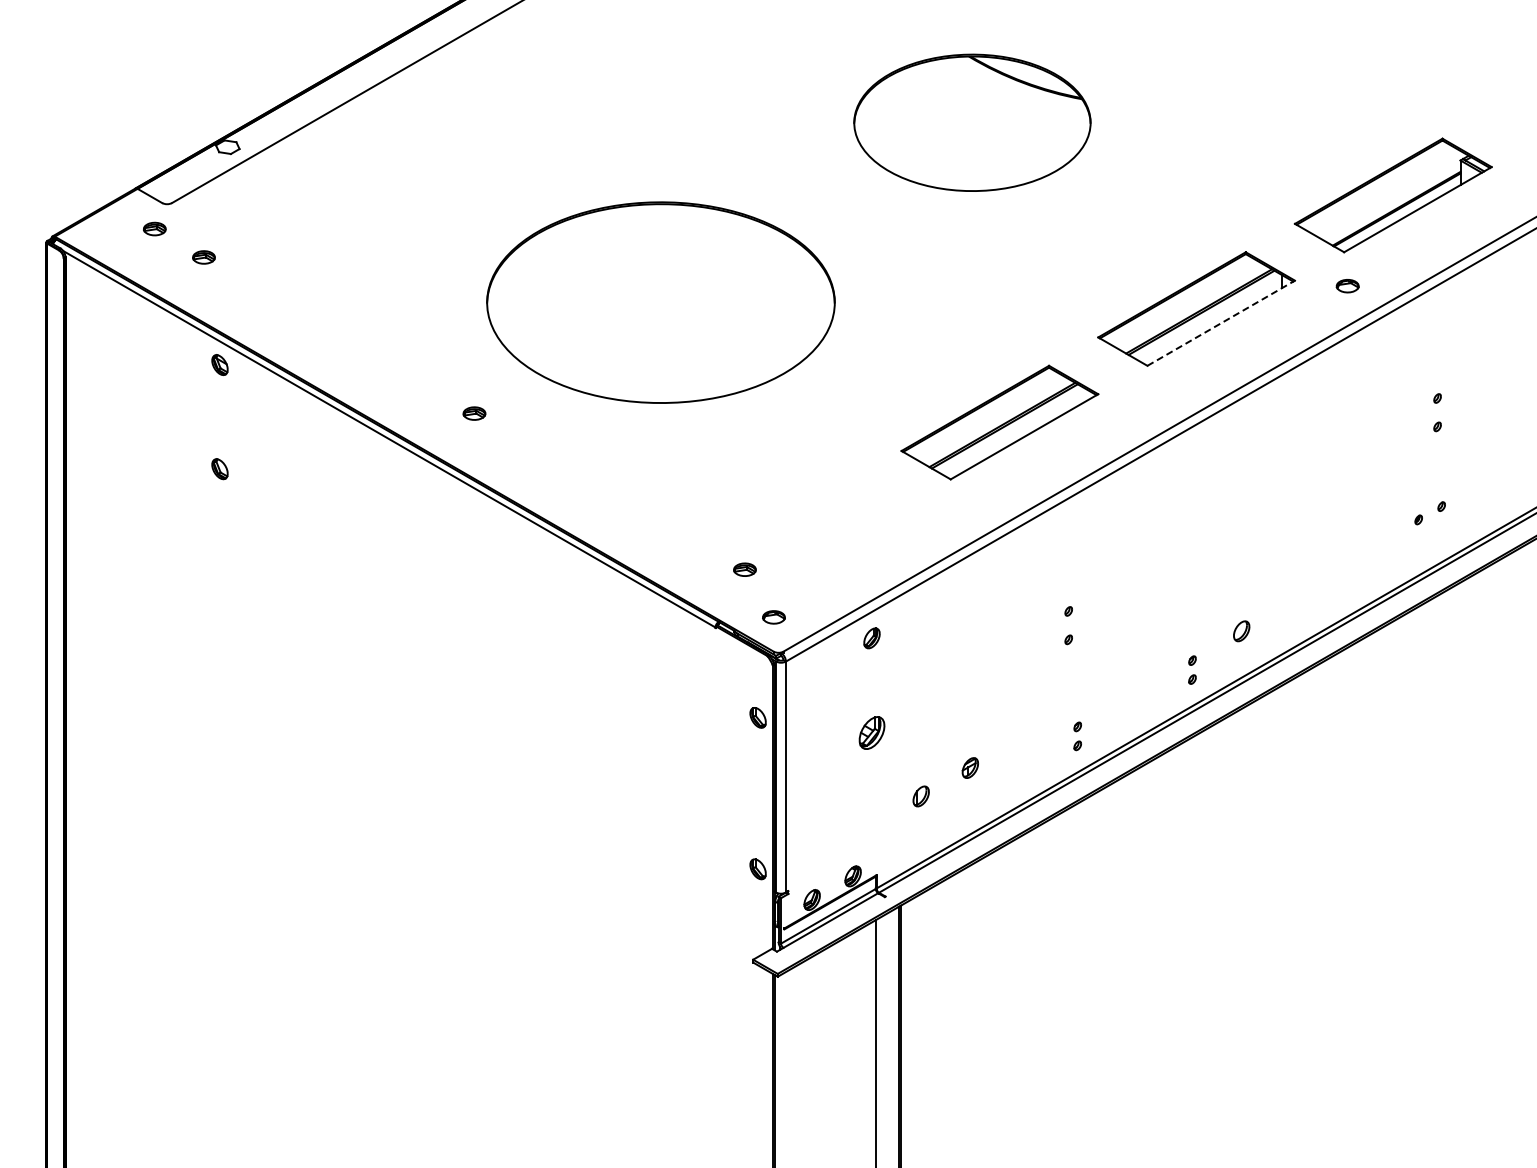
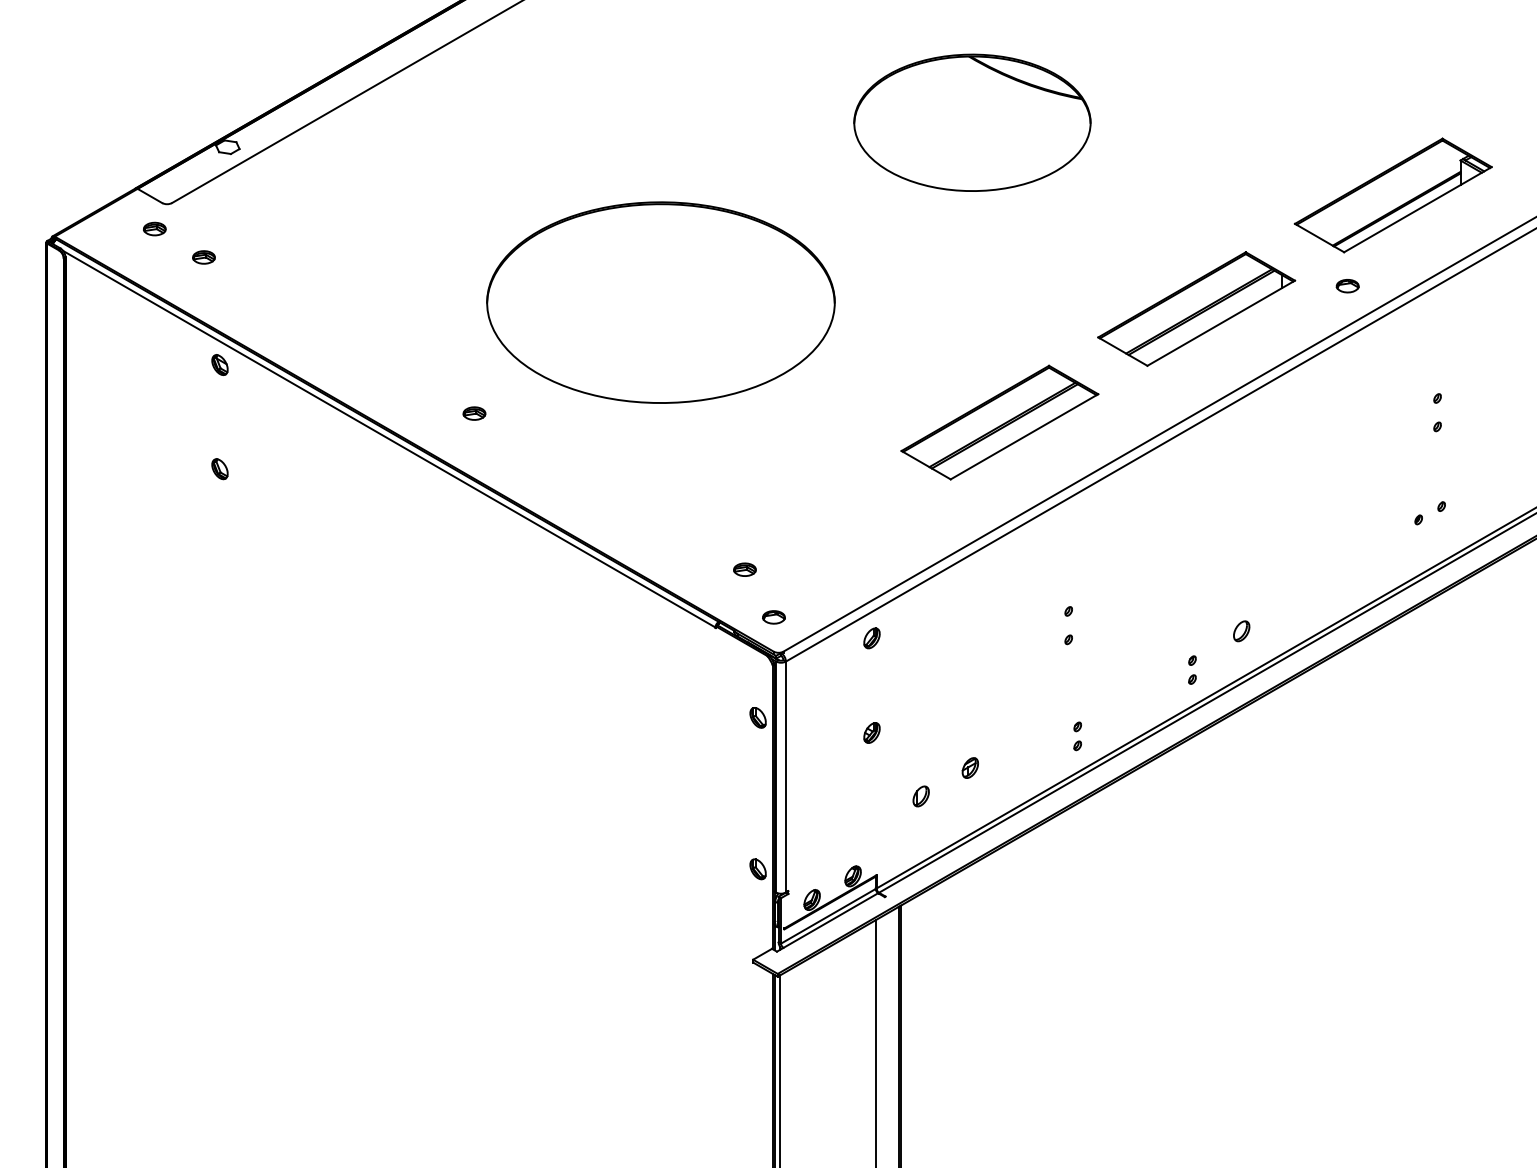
line: dashed -> solid (1221, 323)
part size: 28x34 px -> 18x22 px (871, 732)
line: none -> present (780, 1069)
